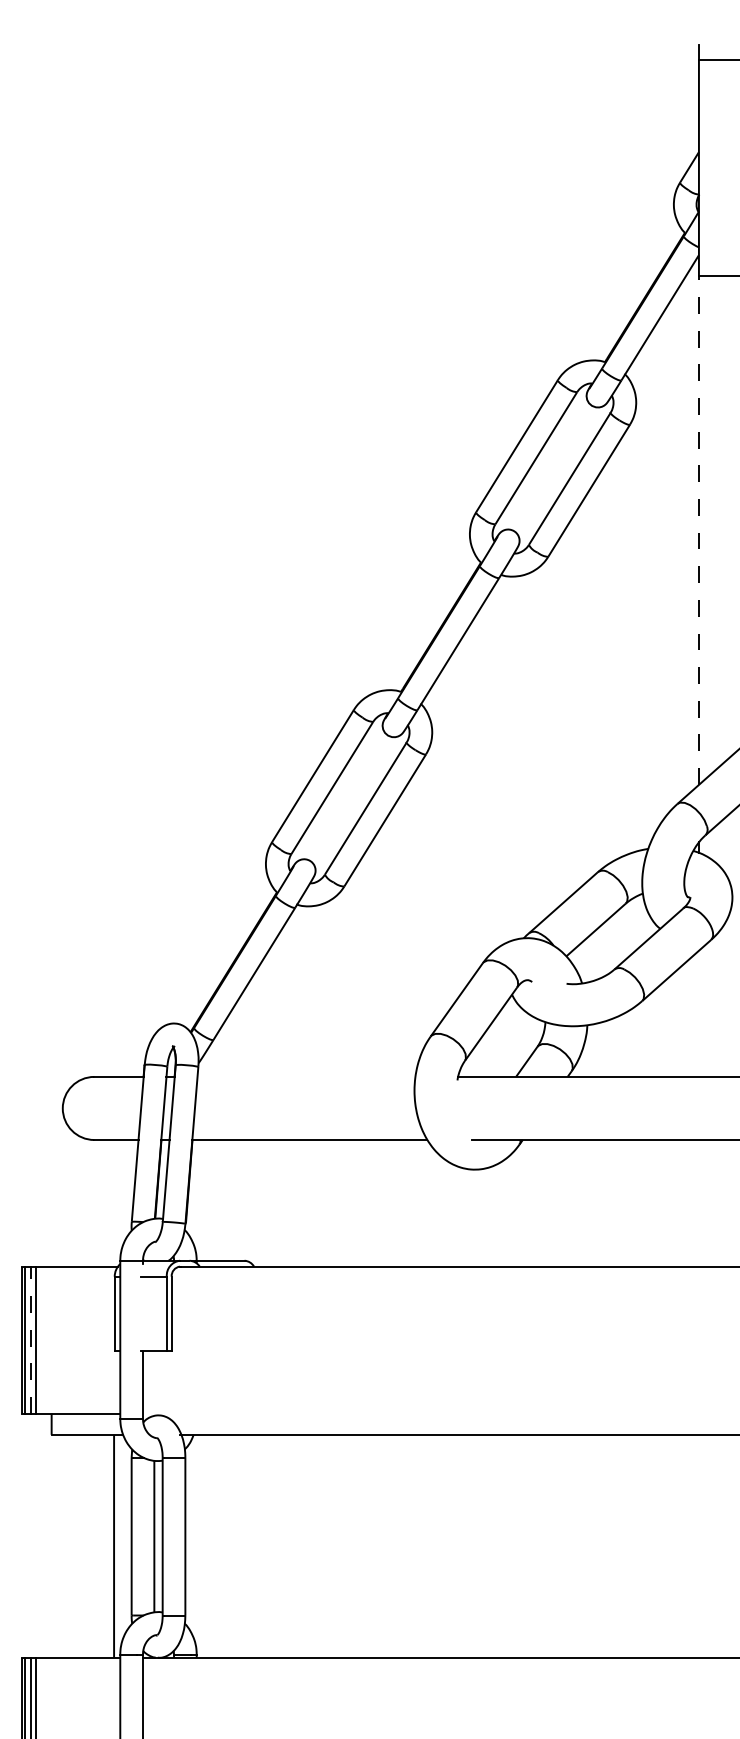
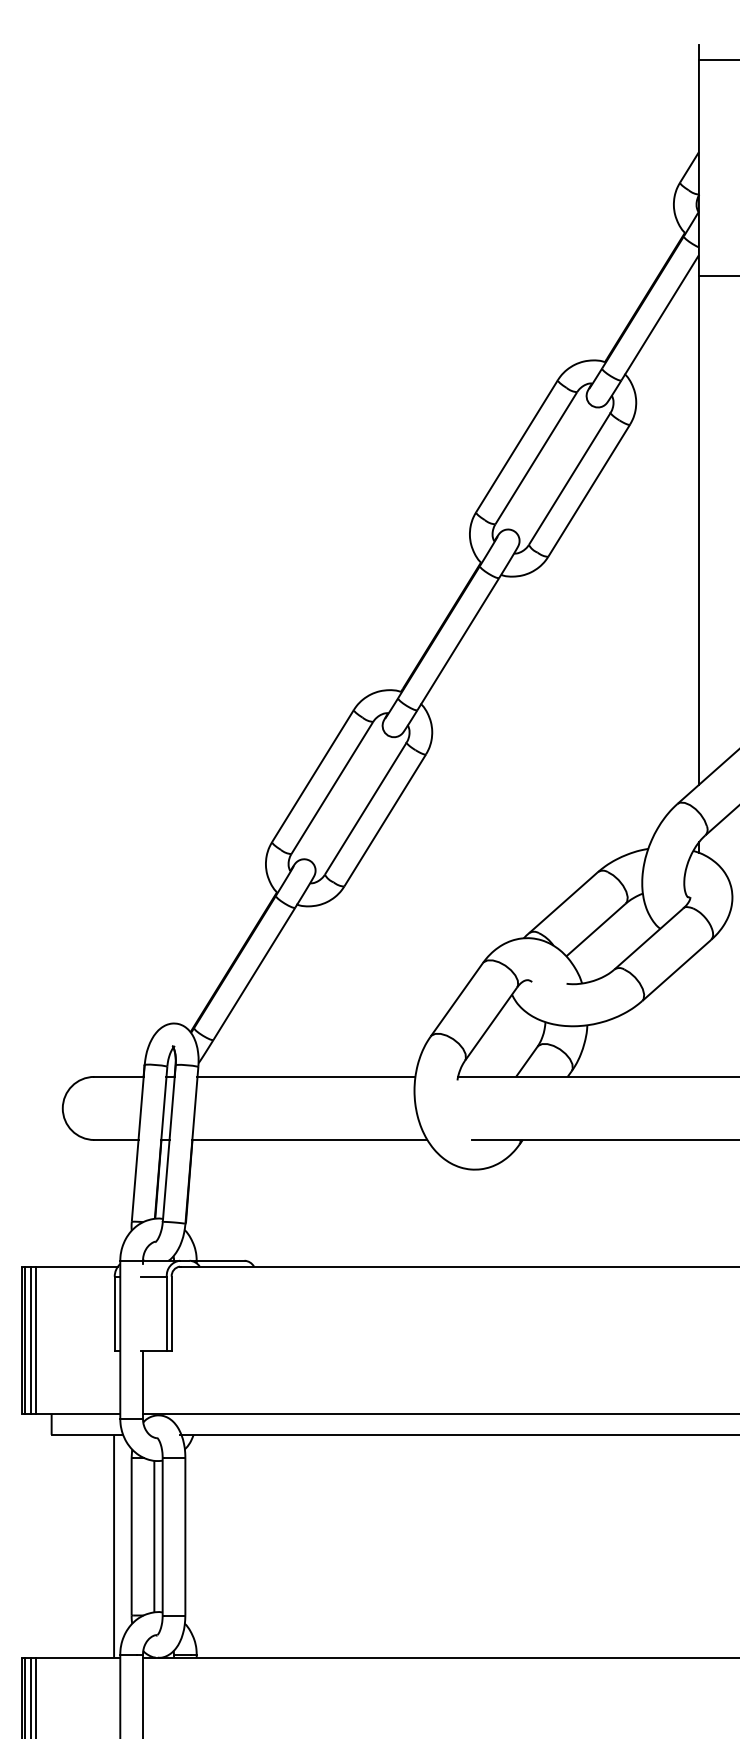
line: dashed -> solid (698, 530)
line: none -> present (306, 1076)
line: dashed -> solid (30, 1340)
line: none -> present (439, 1413)
